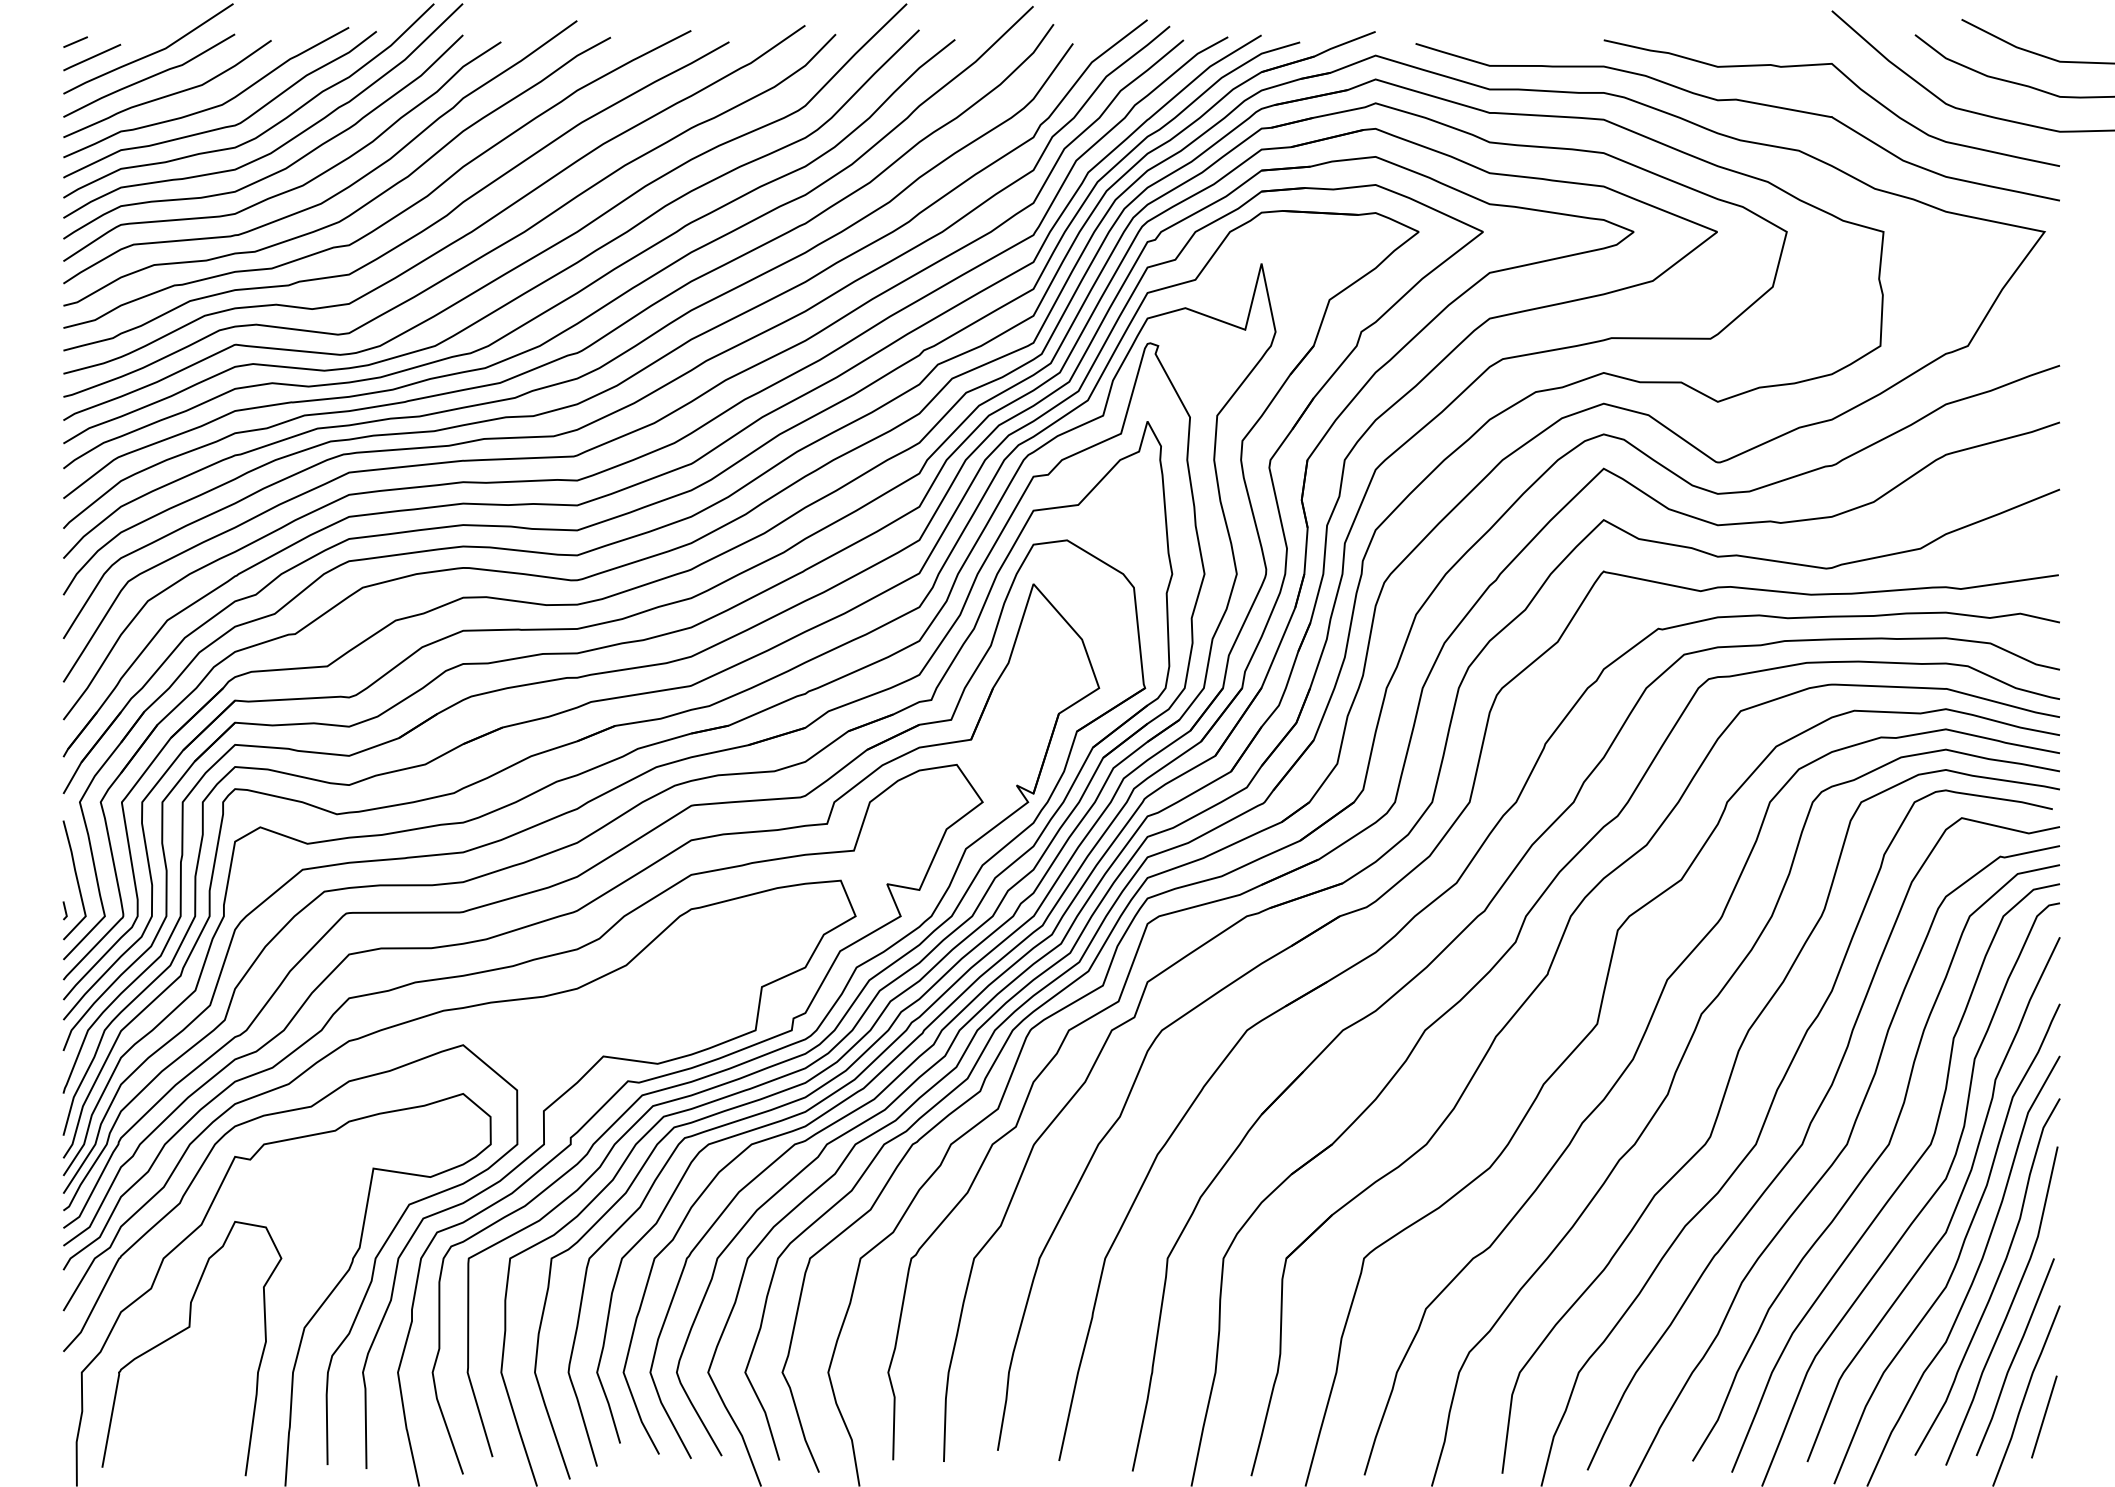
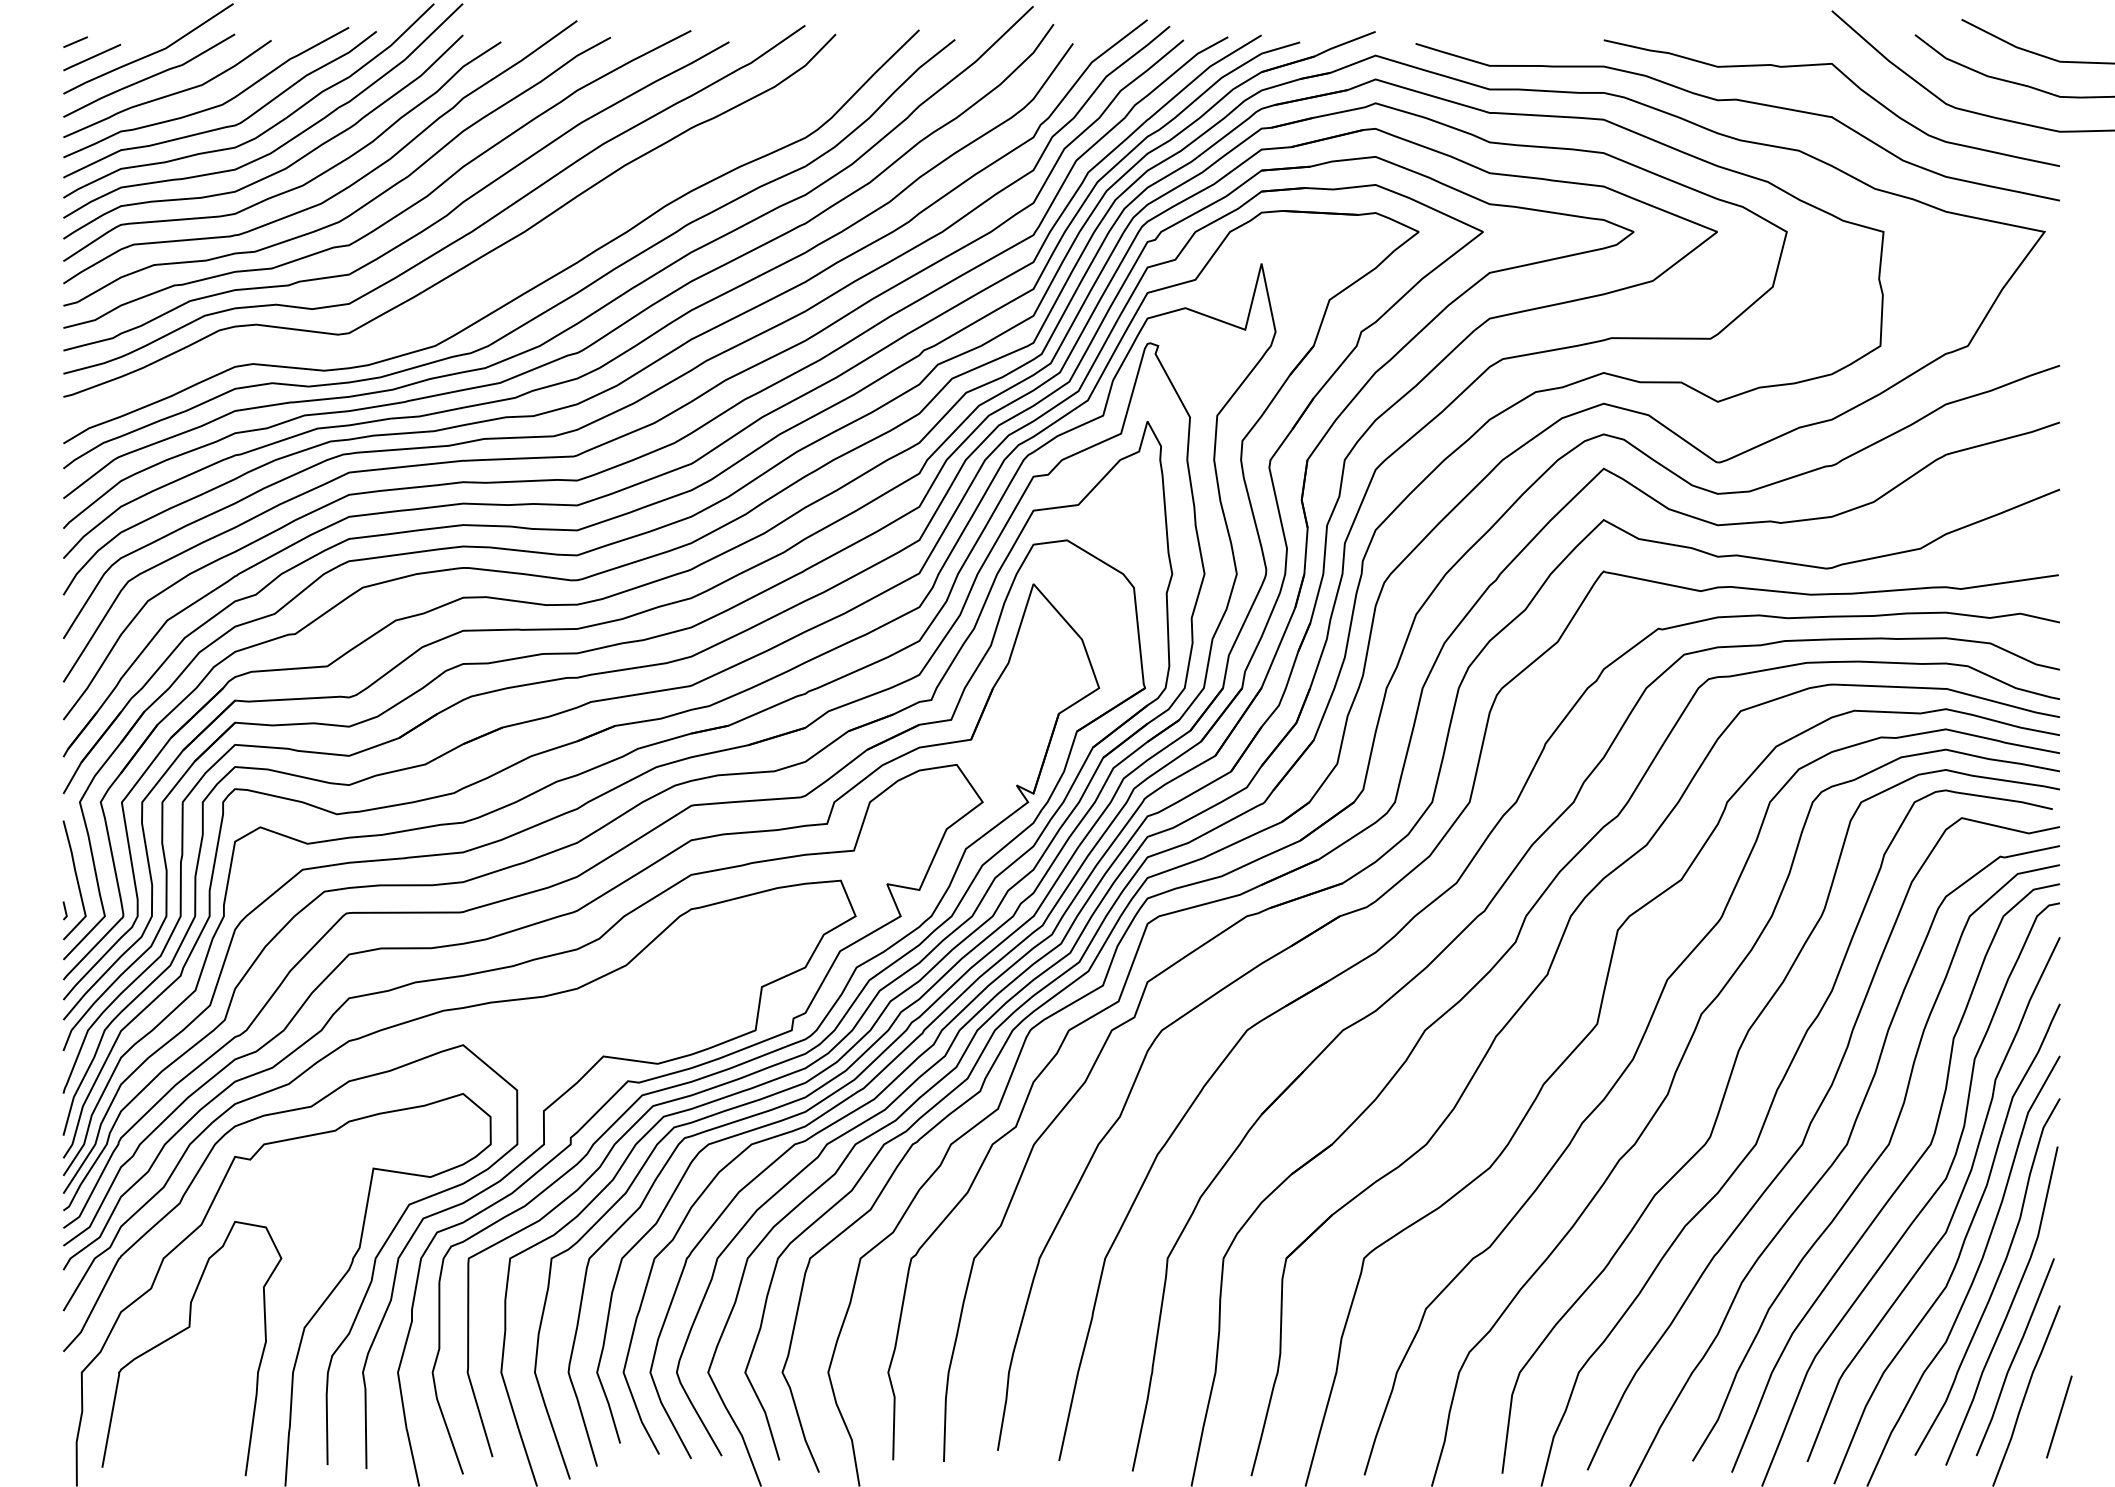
curve: present -> none (517, 265)
line position: (2044, 1416) -> (2059, 1416) (2059, 1416)
